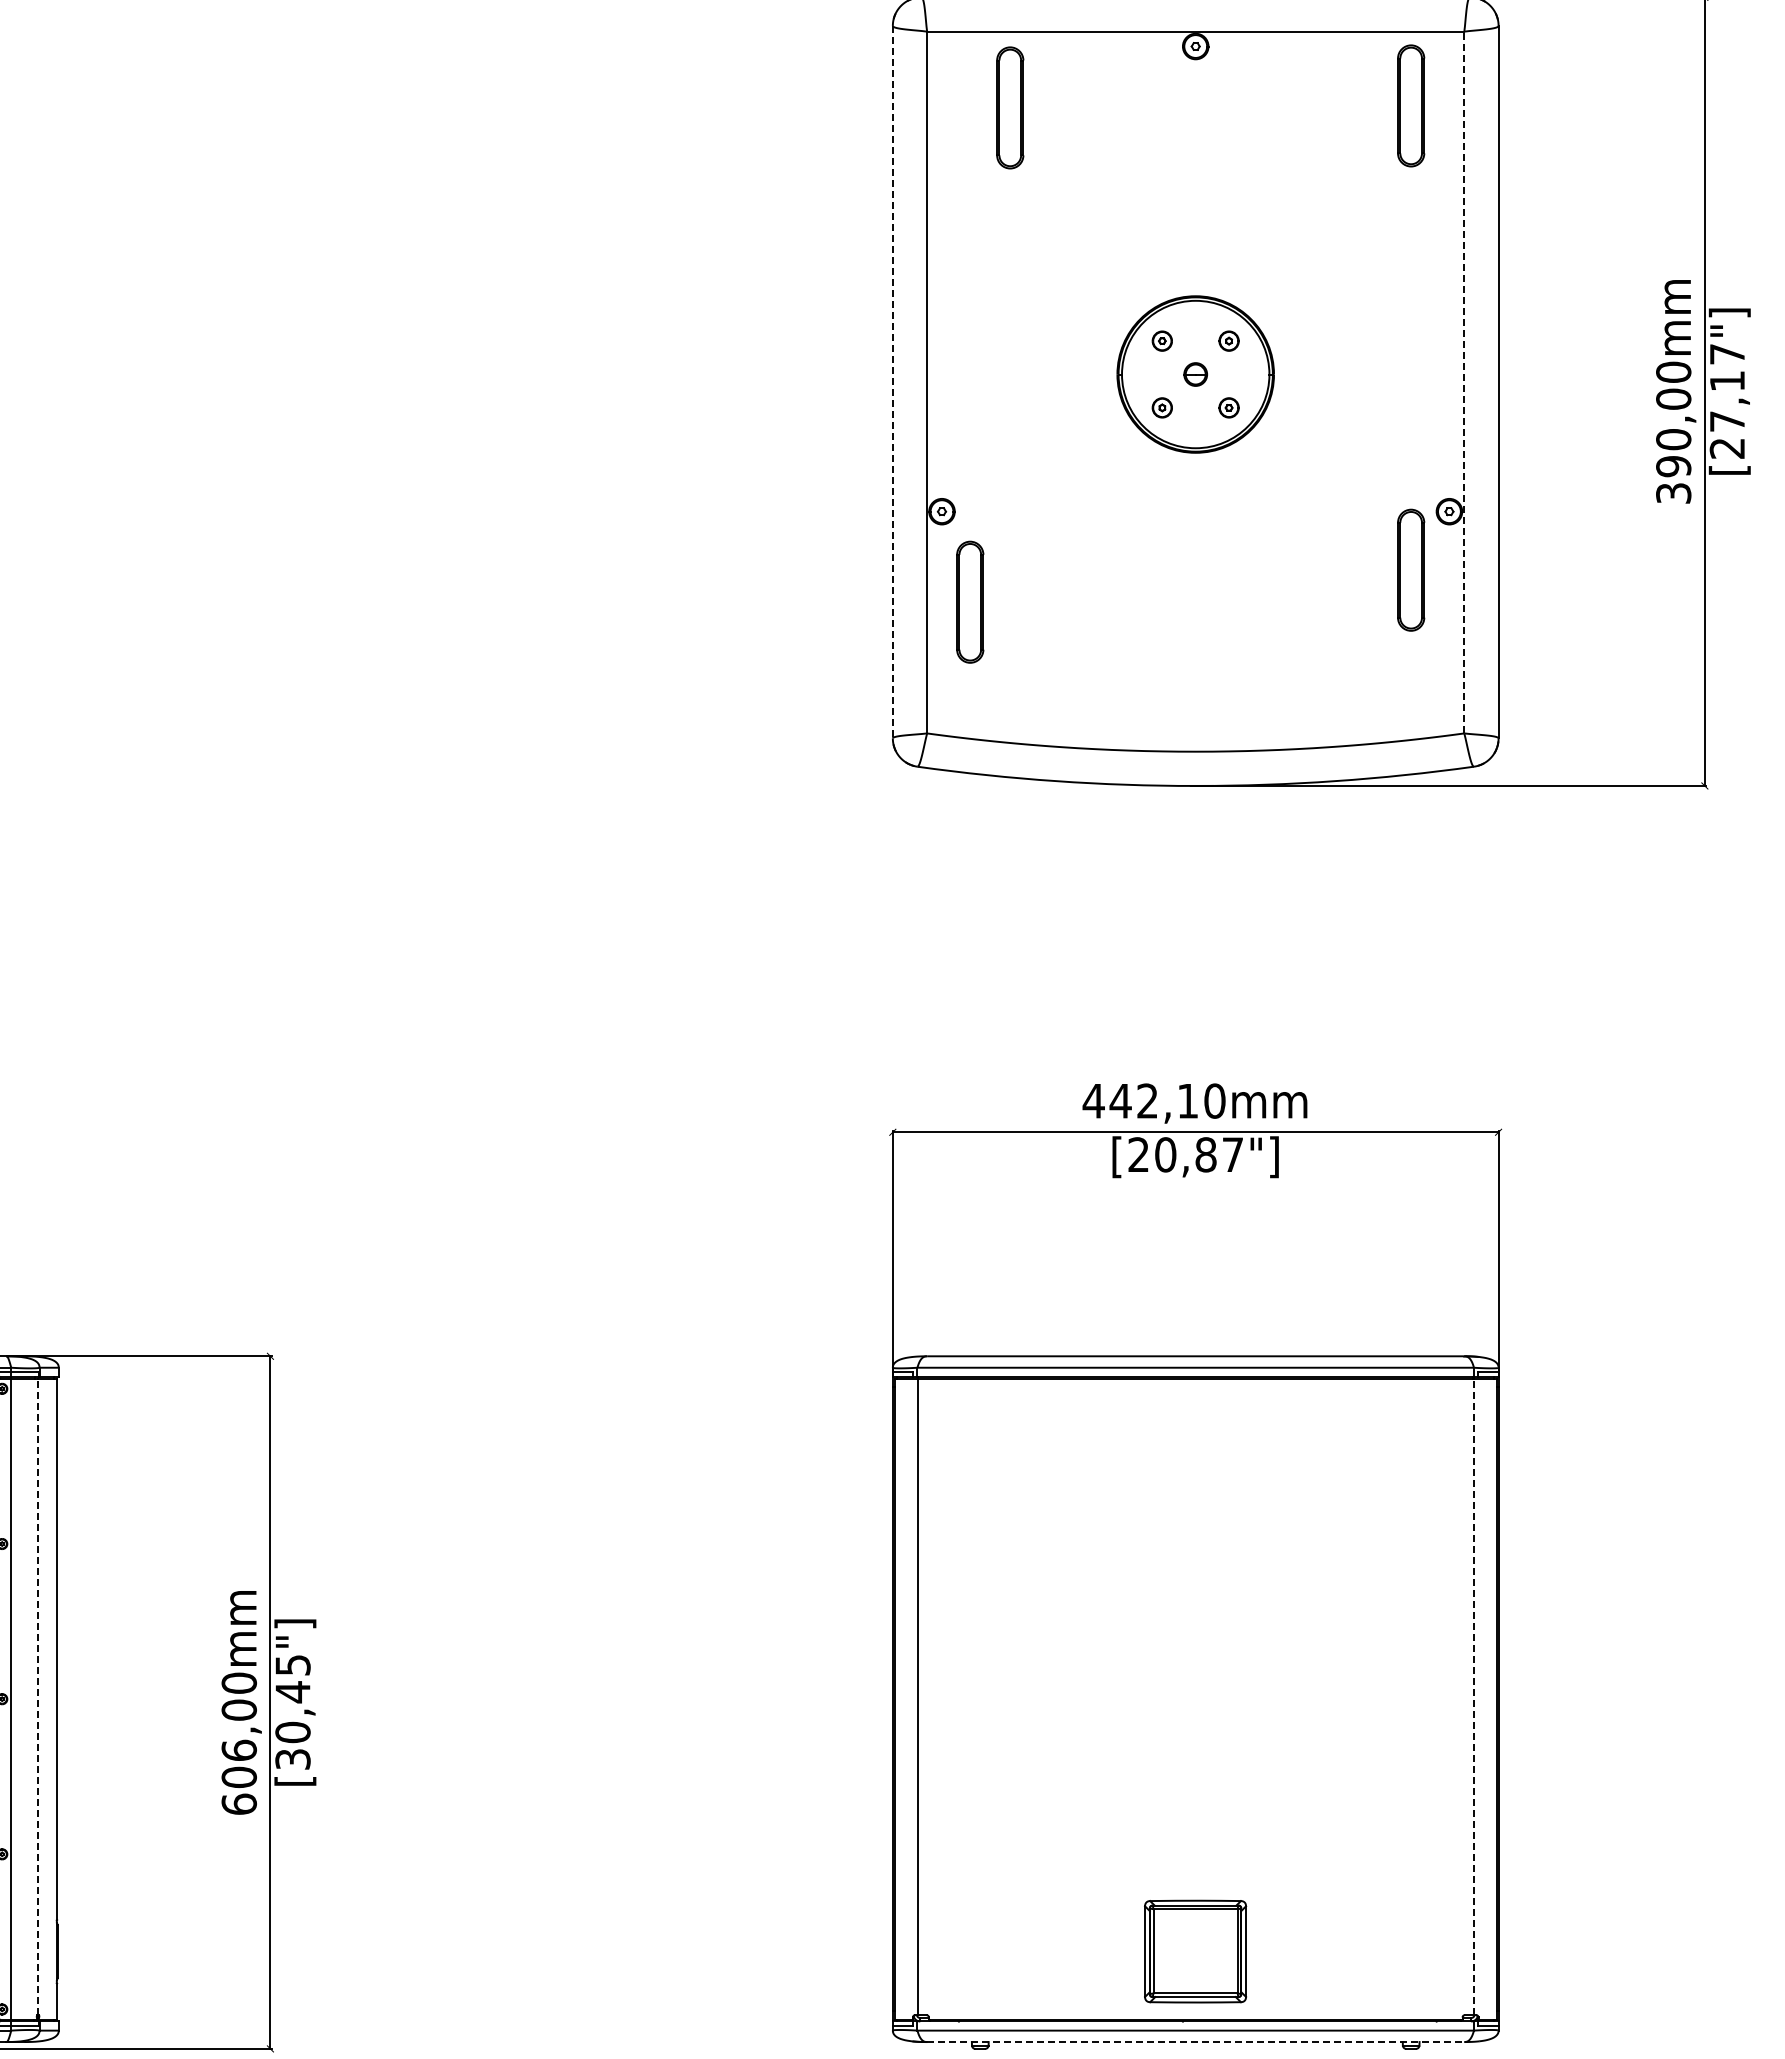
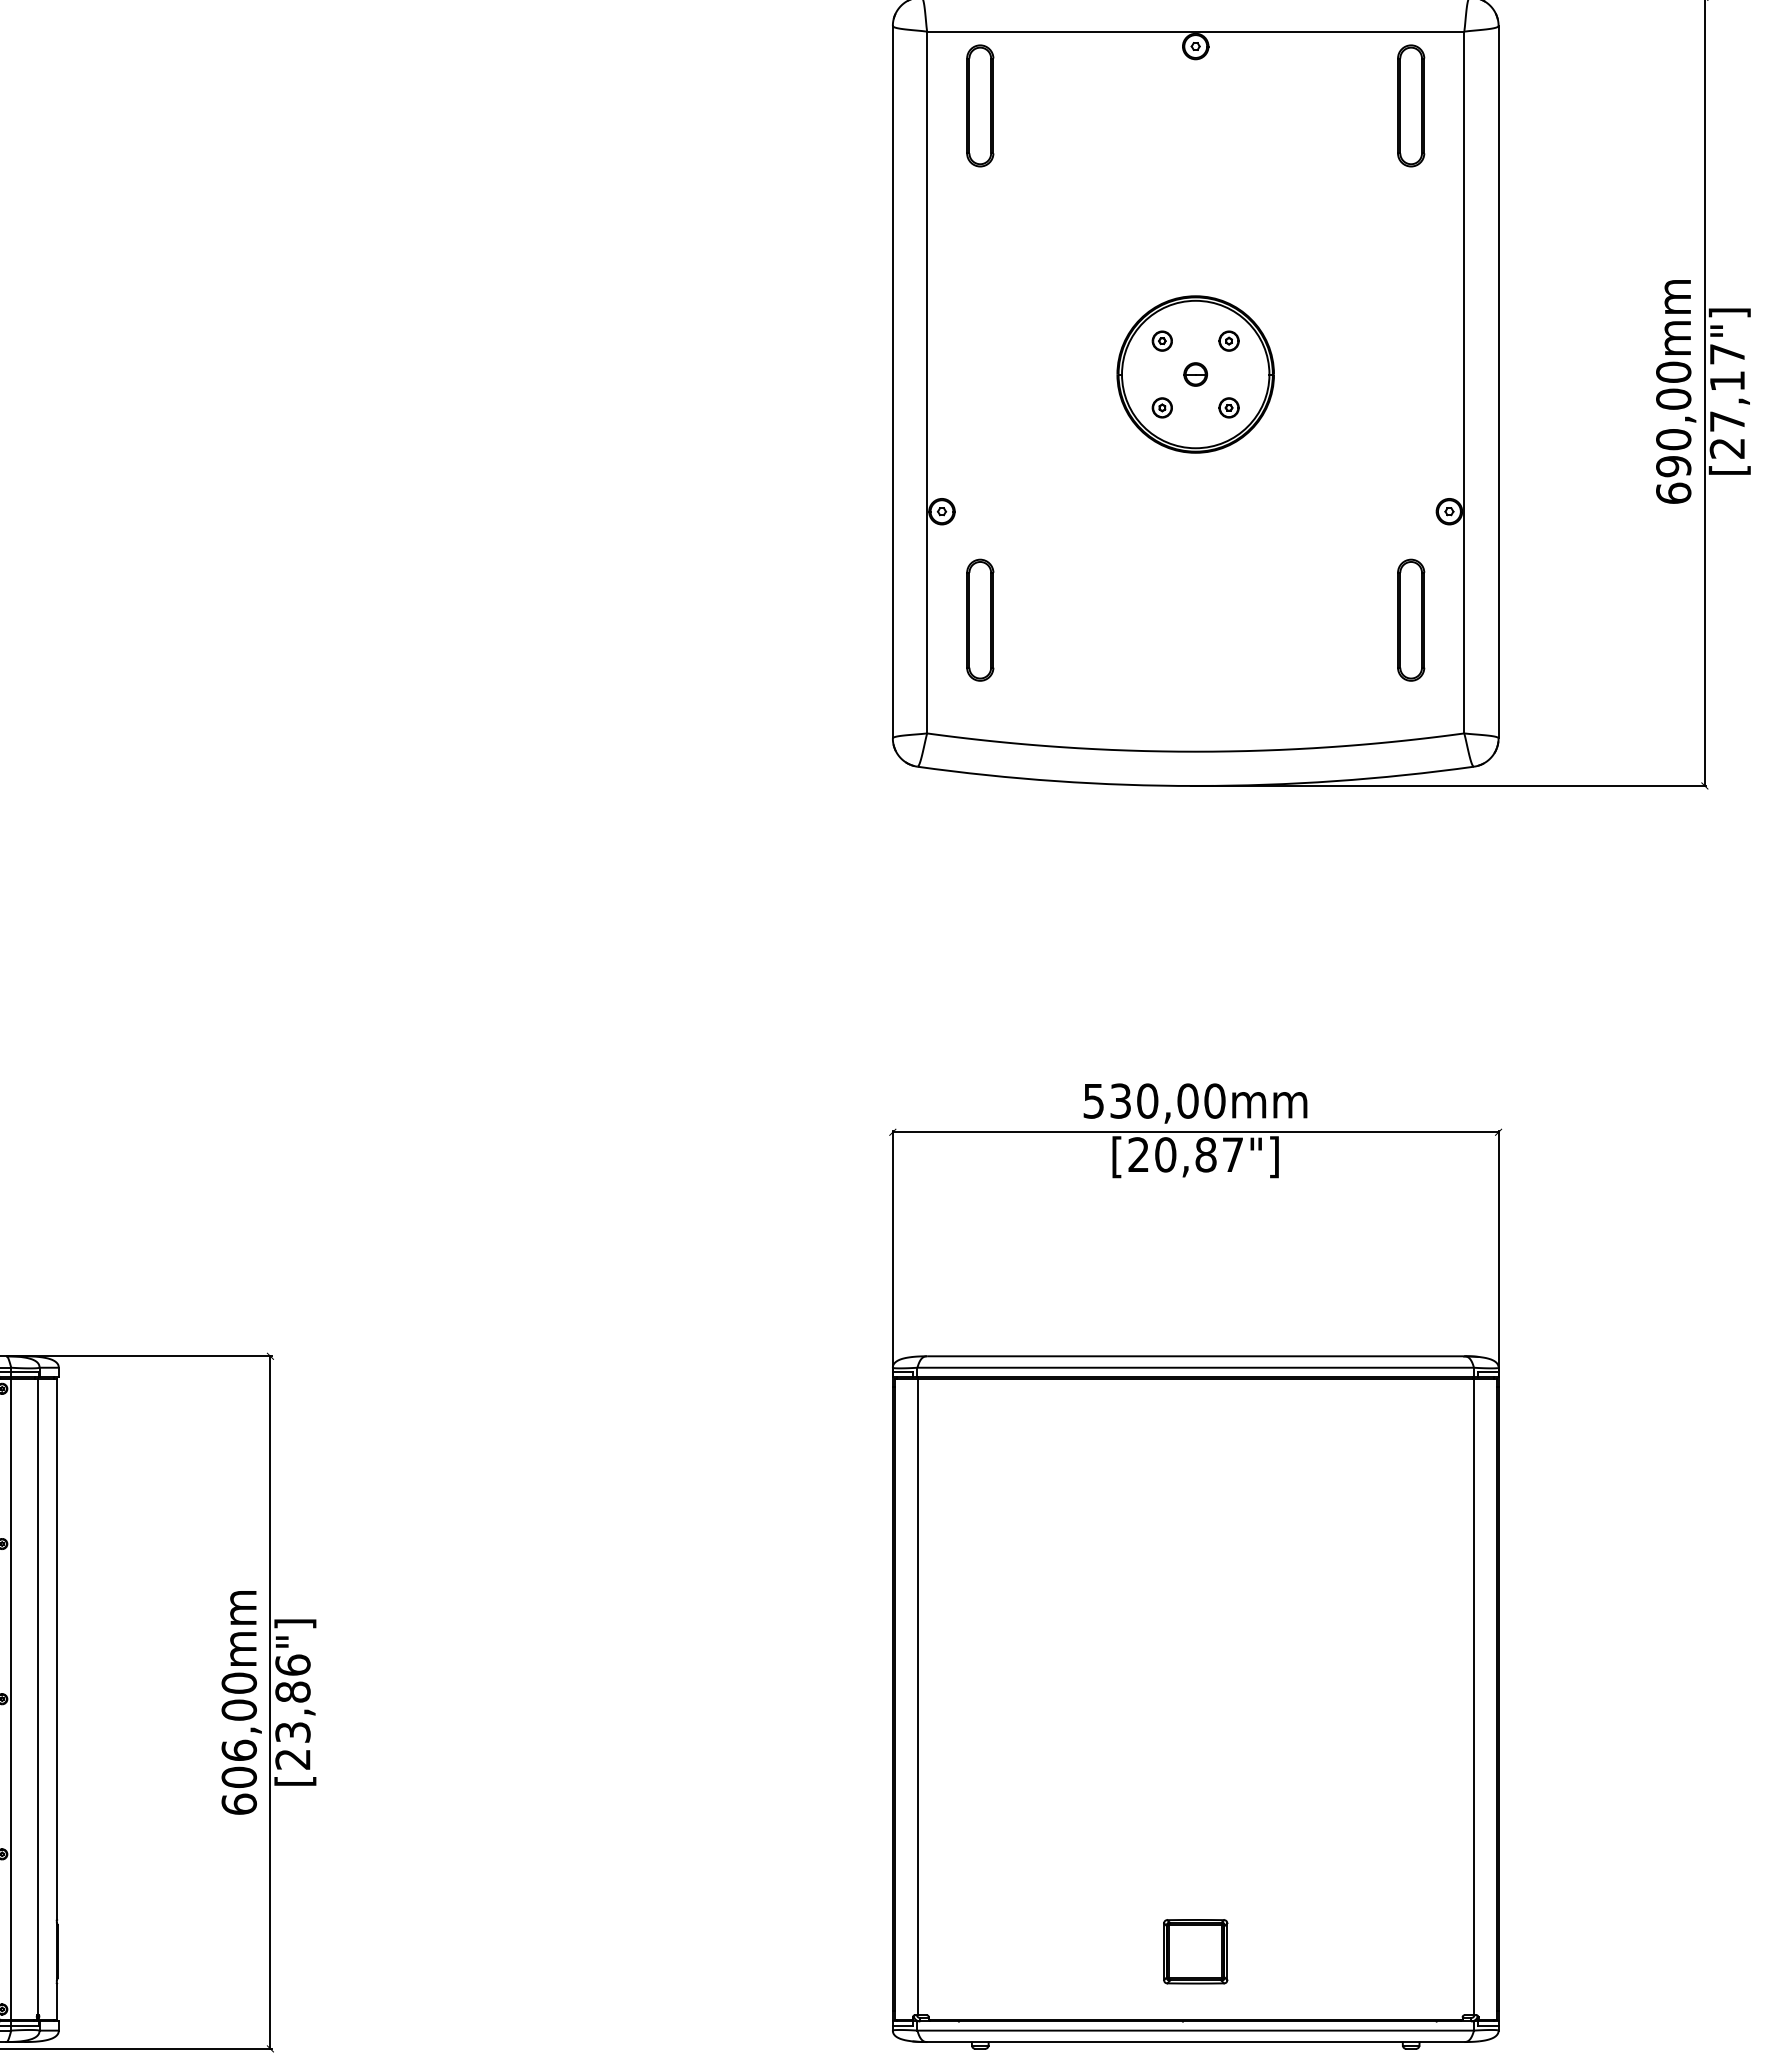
part position: (1010, 107) -> (980, 105) (980, 105)
line: dashed -> solid (892, 382)
line: dashed -> solid (1464, 382)
text: 390,00mm -> 690,00mm (1673, 492)
part position: (1411, 569) -> (1411, 619) (1411, 619)
part position: (970, 601) -> (980, 619) (980, 619)
text: 442,10mm -> 530,00mm (1140, 1100)
line: dashed -> solid (37, 1696)
line: dashed -> solid (1473, 1696)
text: [30,45"] -> [23,86"] (292, 1711)
part size: 104x105 px -> 66x66 px (1195, 1951)
line: dashed -> solid (1195, 2042)
